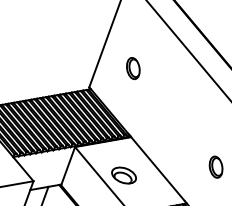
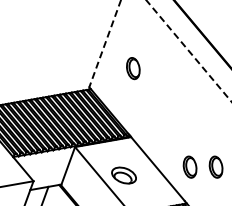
line: solid -> dashed (104, 44)
line: solid -> dashed (188, 51)
part: none -> present (189, 166)
